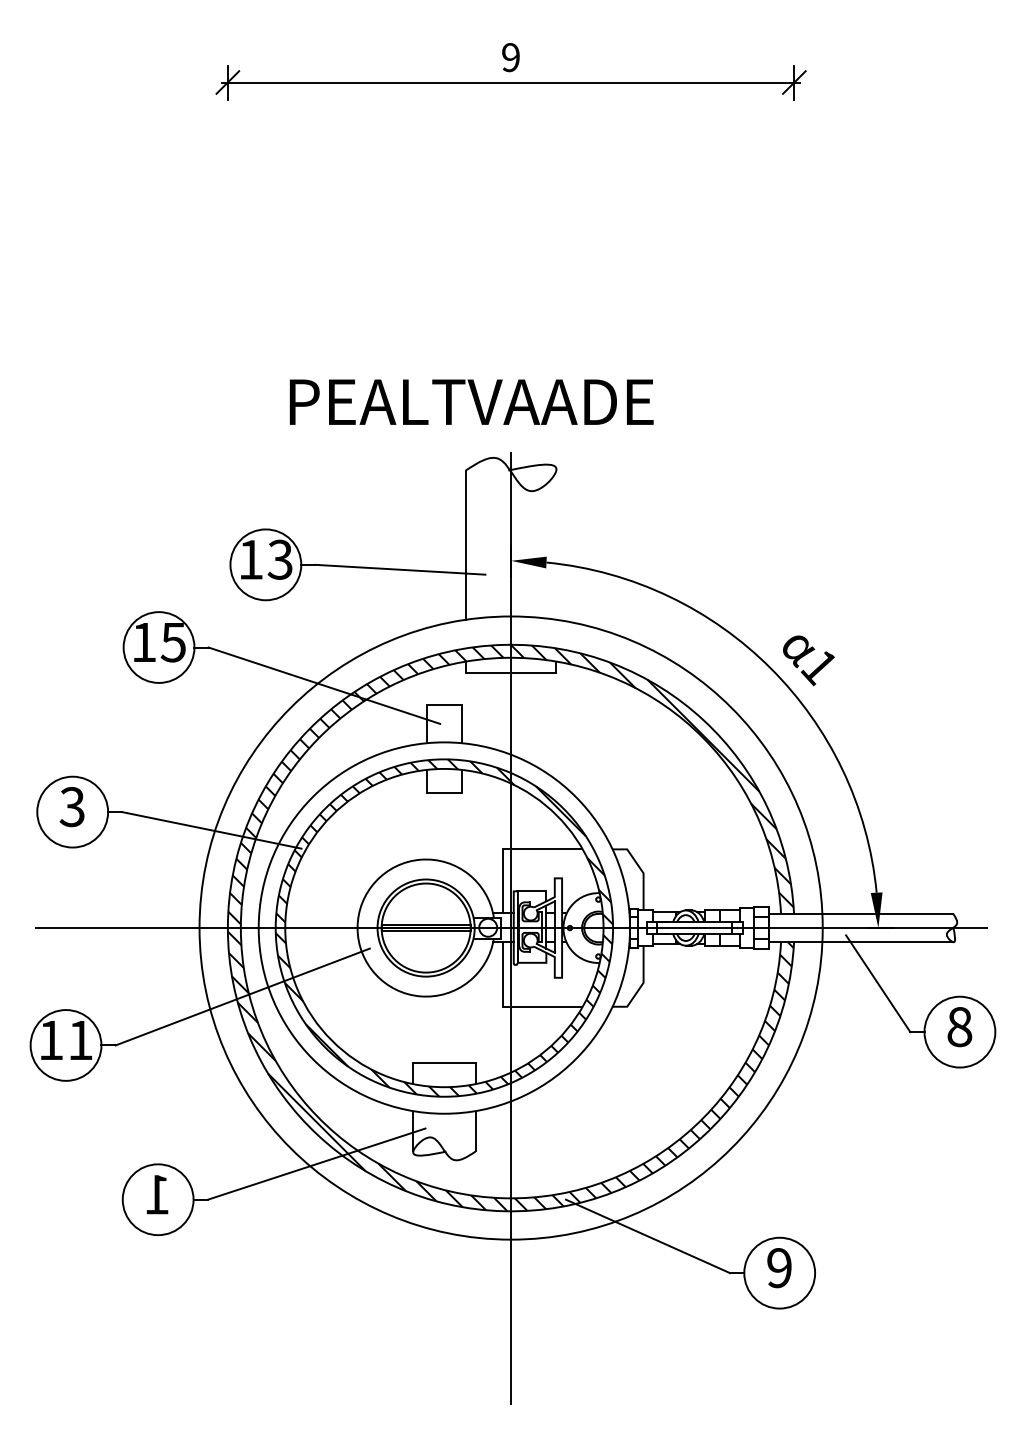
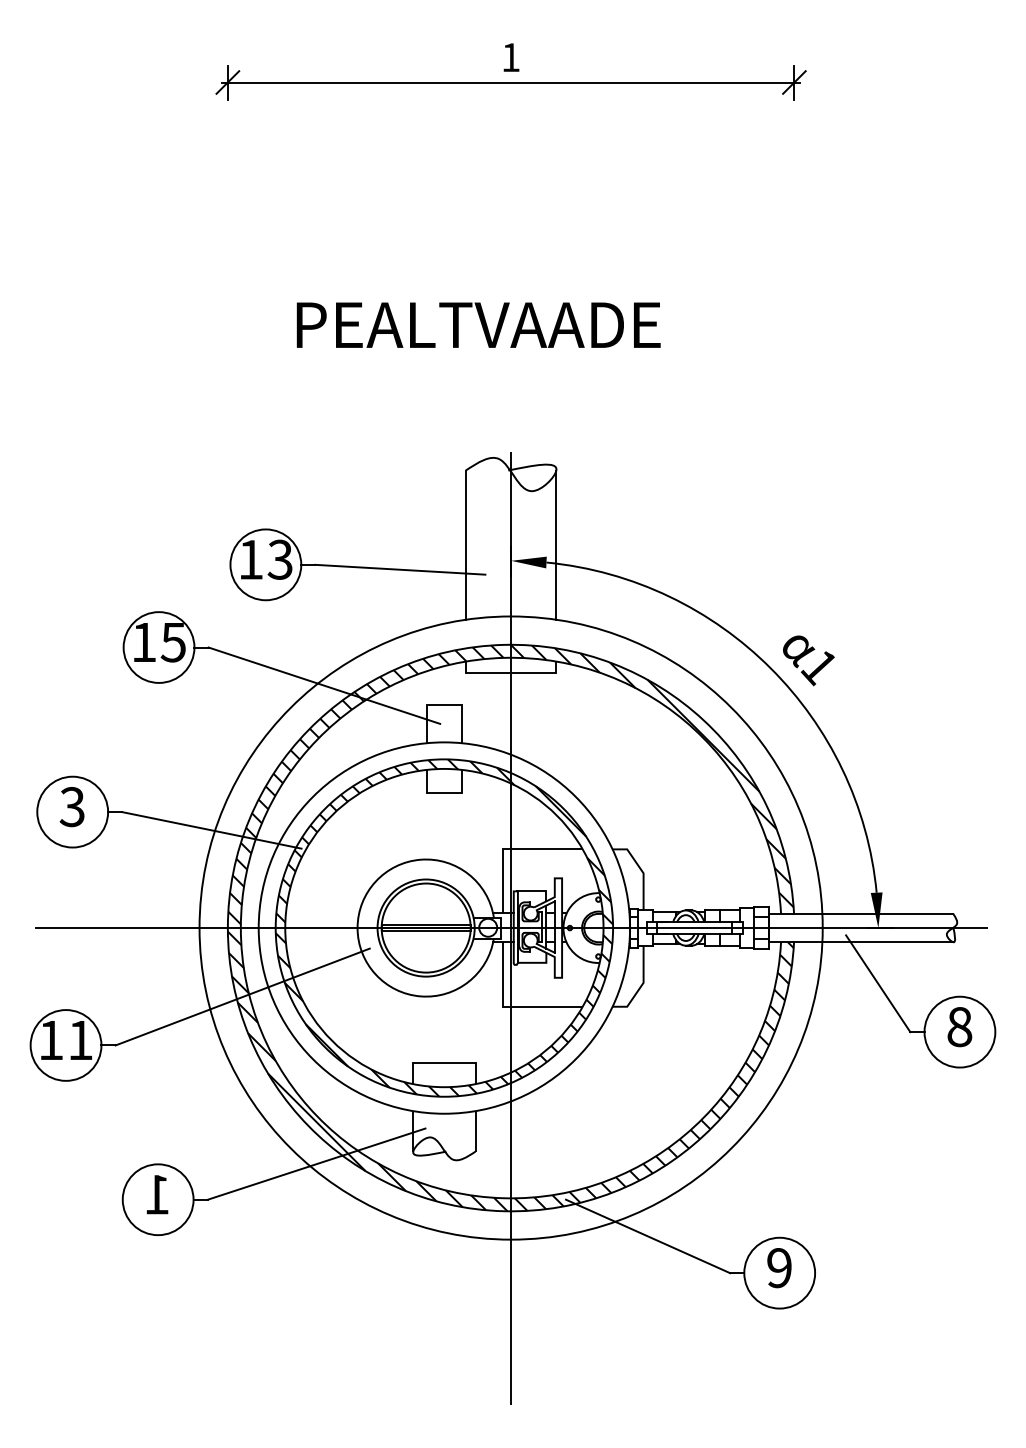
text: 9 -> 1 (510, 57)
text position: (471, 401) -> (478, 324) (478, 324)
line: none -> present (556, 544)
